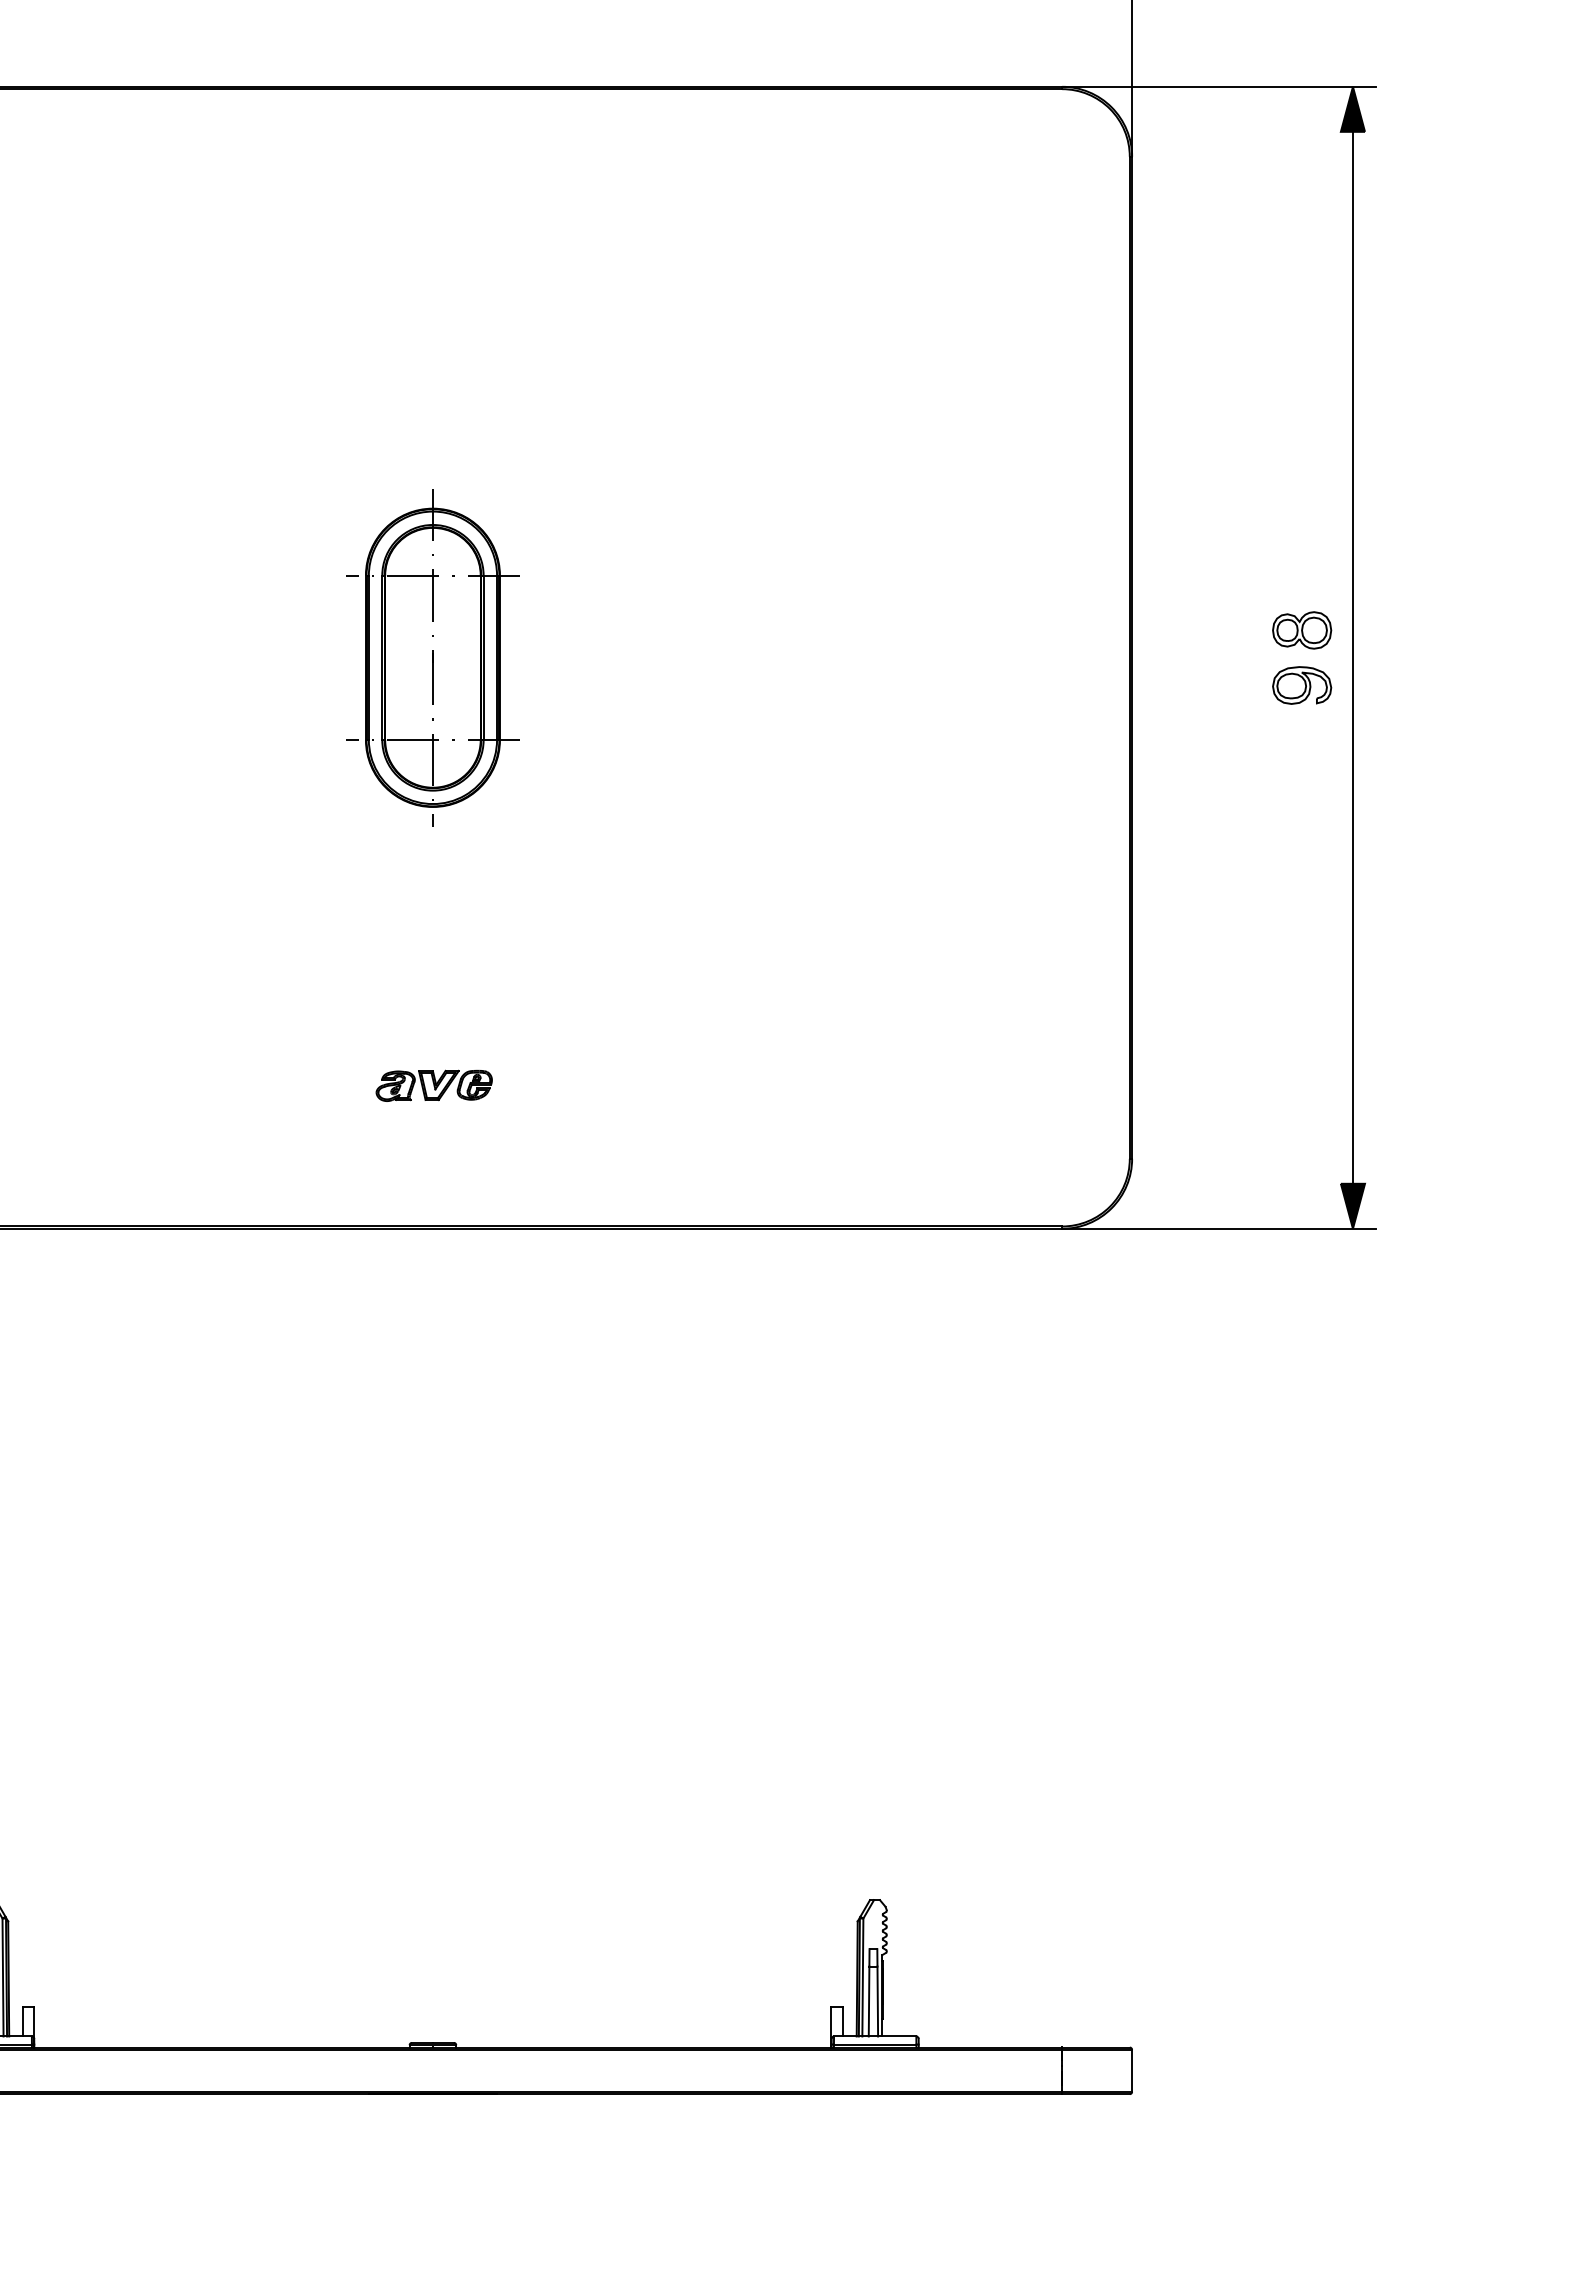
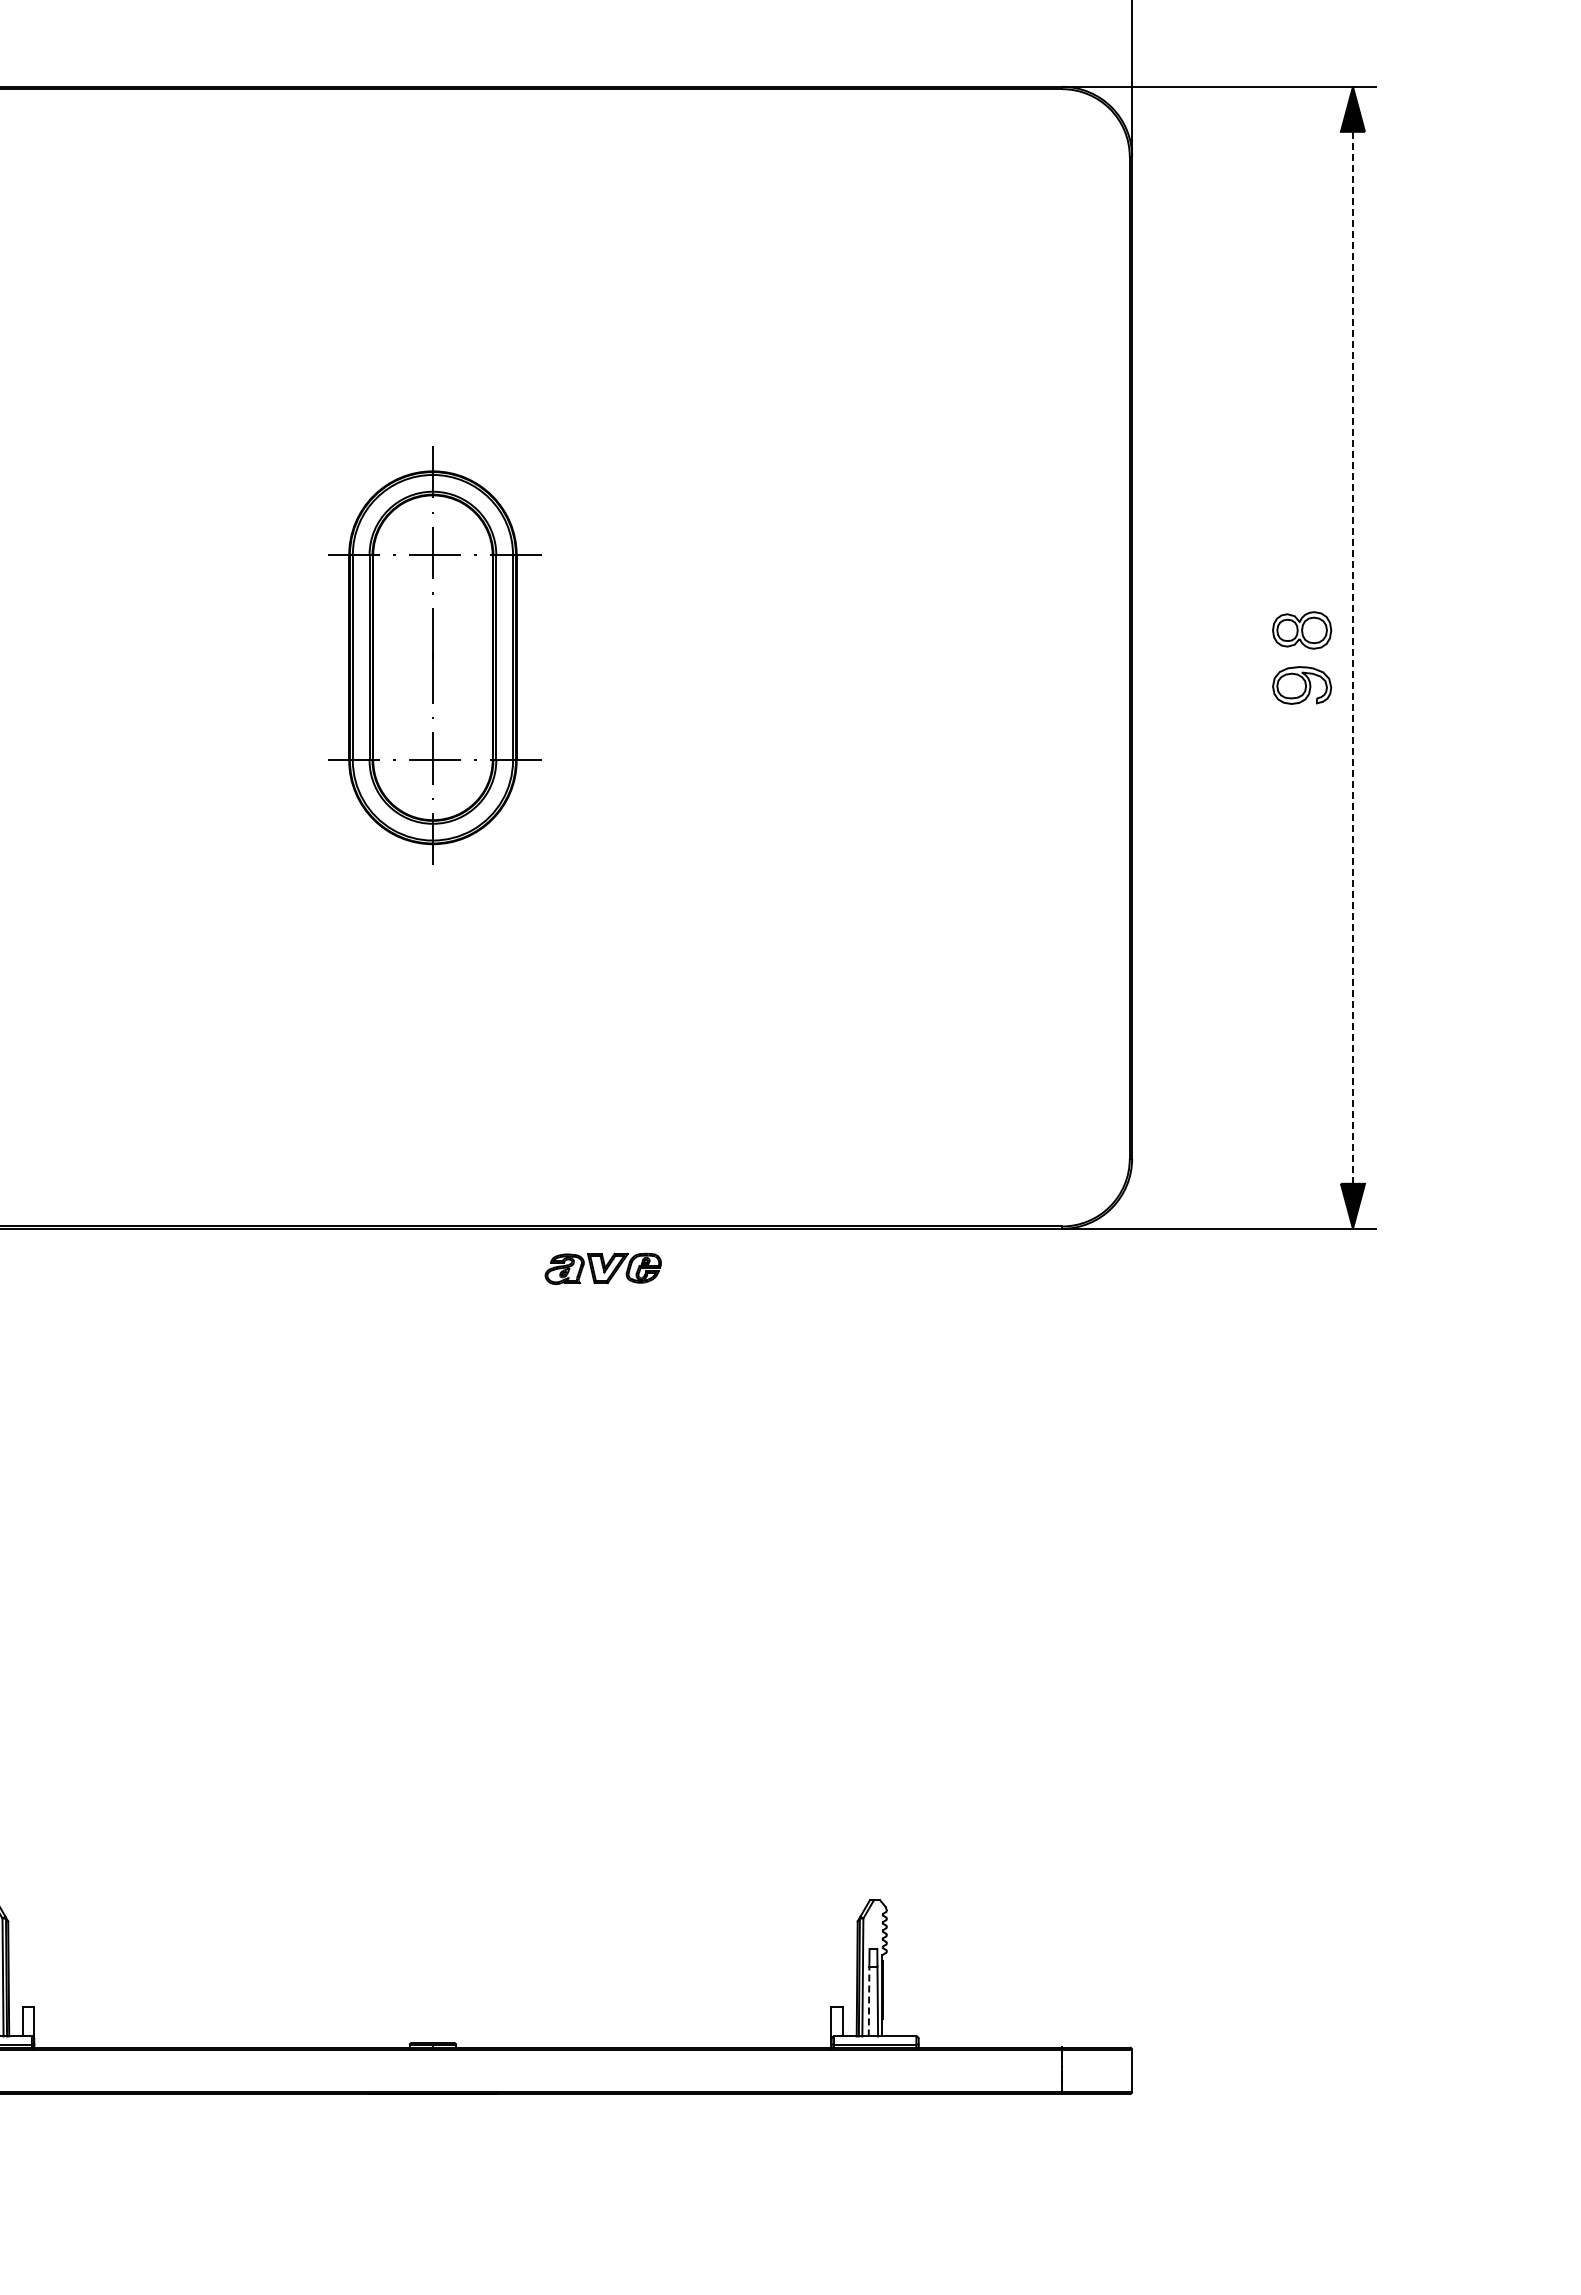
part size: 174x338 px -> 214x419 px (434, 655)
line: solid -> dashed (1352, 657)
part position: (433, 1085) -> (602, 1268) (602, 1268)
line: solid -> dashed (869, 2001)
